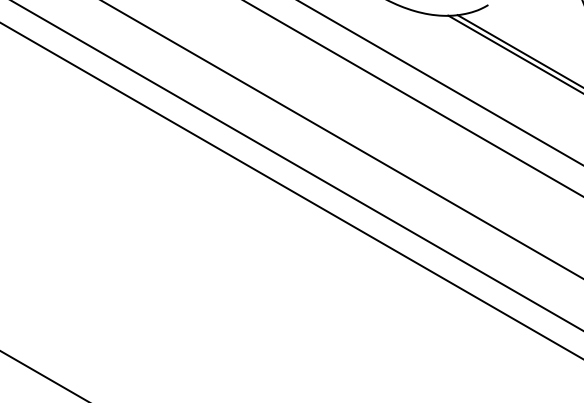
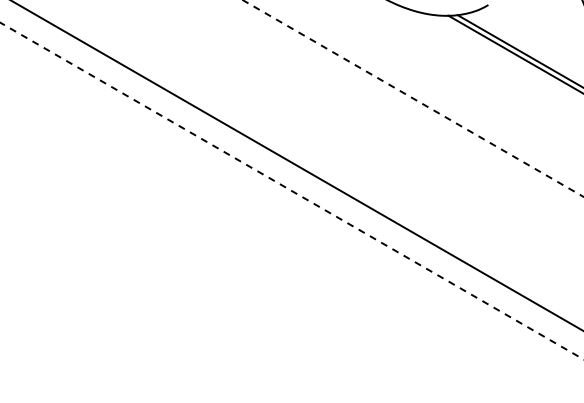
line: present -> none (440, 82)
line: solid -> dashed (413, 98)
line: present -> none (341, 139)
line: solid -> dashed (291, 190)
line: present -> none (43, 375)
